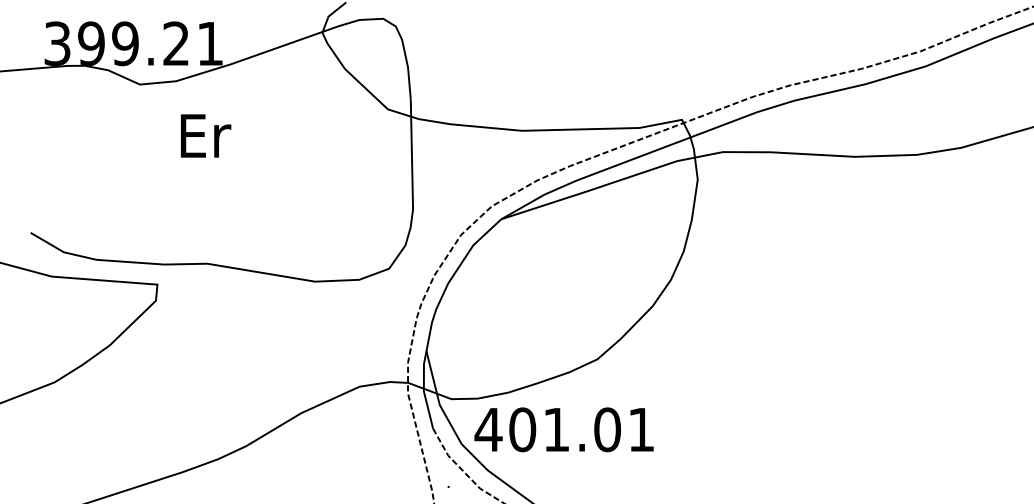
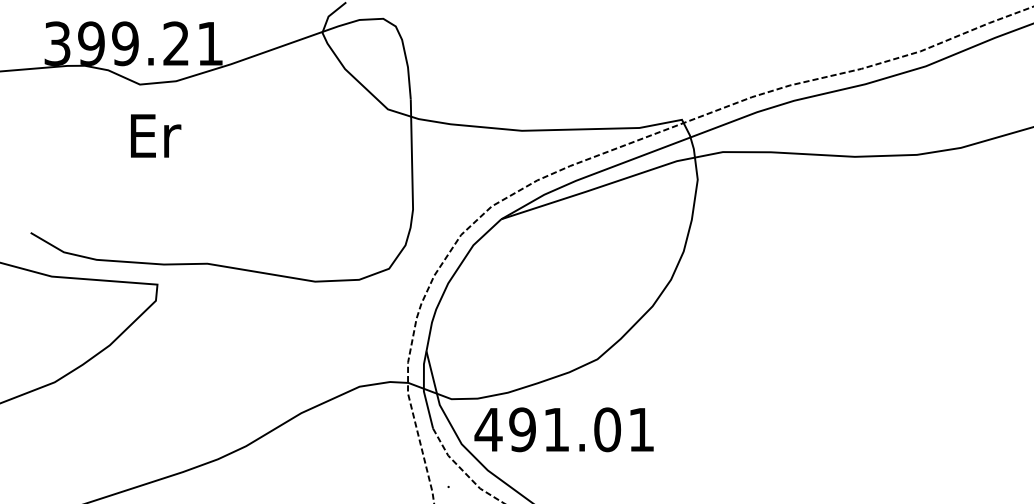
text position: (206, 135) -> (156, 135) (156, 135)
text: 401.01 -> 491.01 (522, 429)
